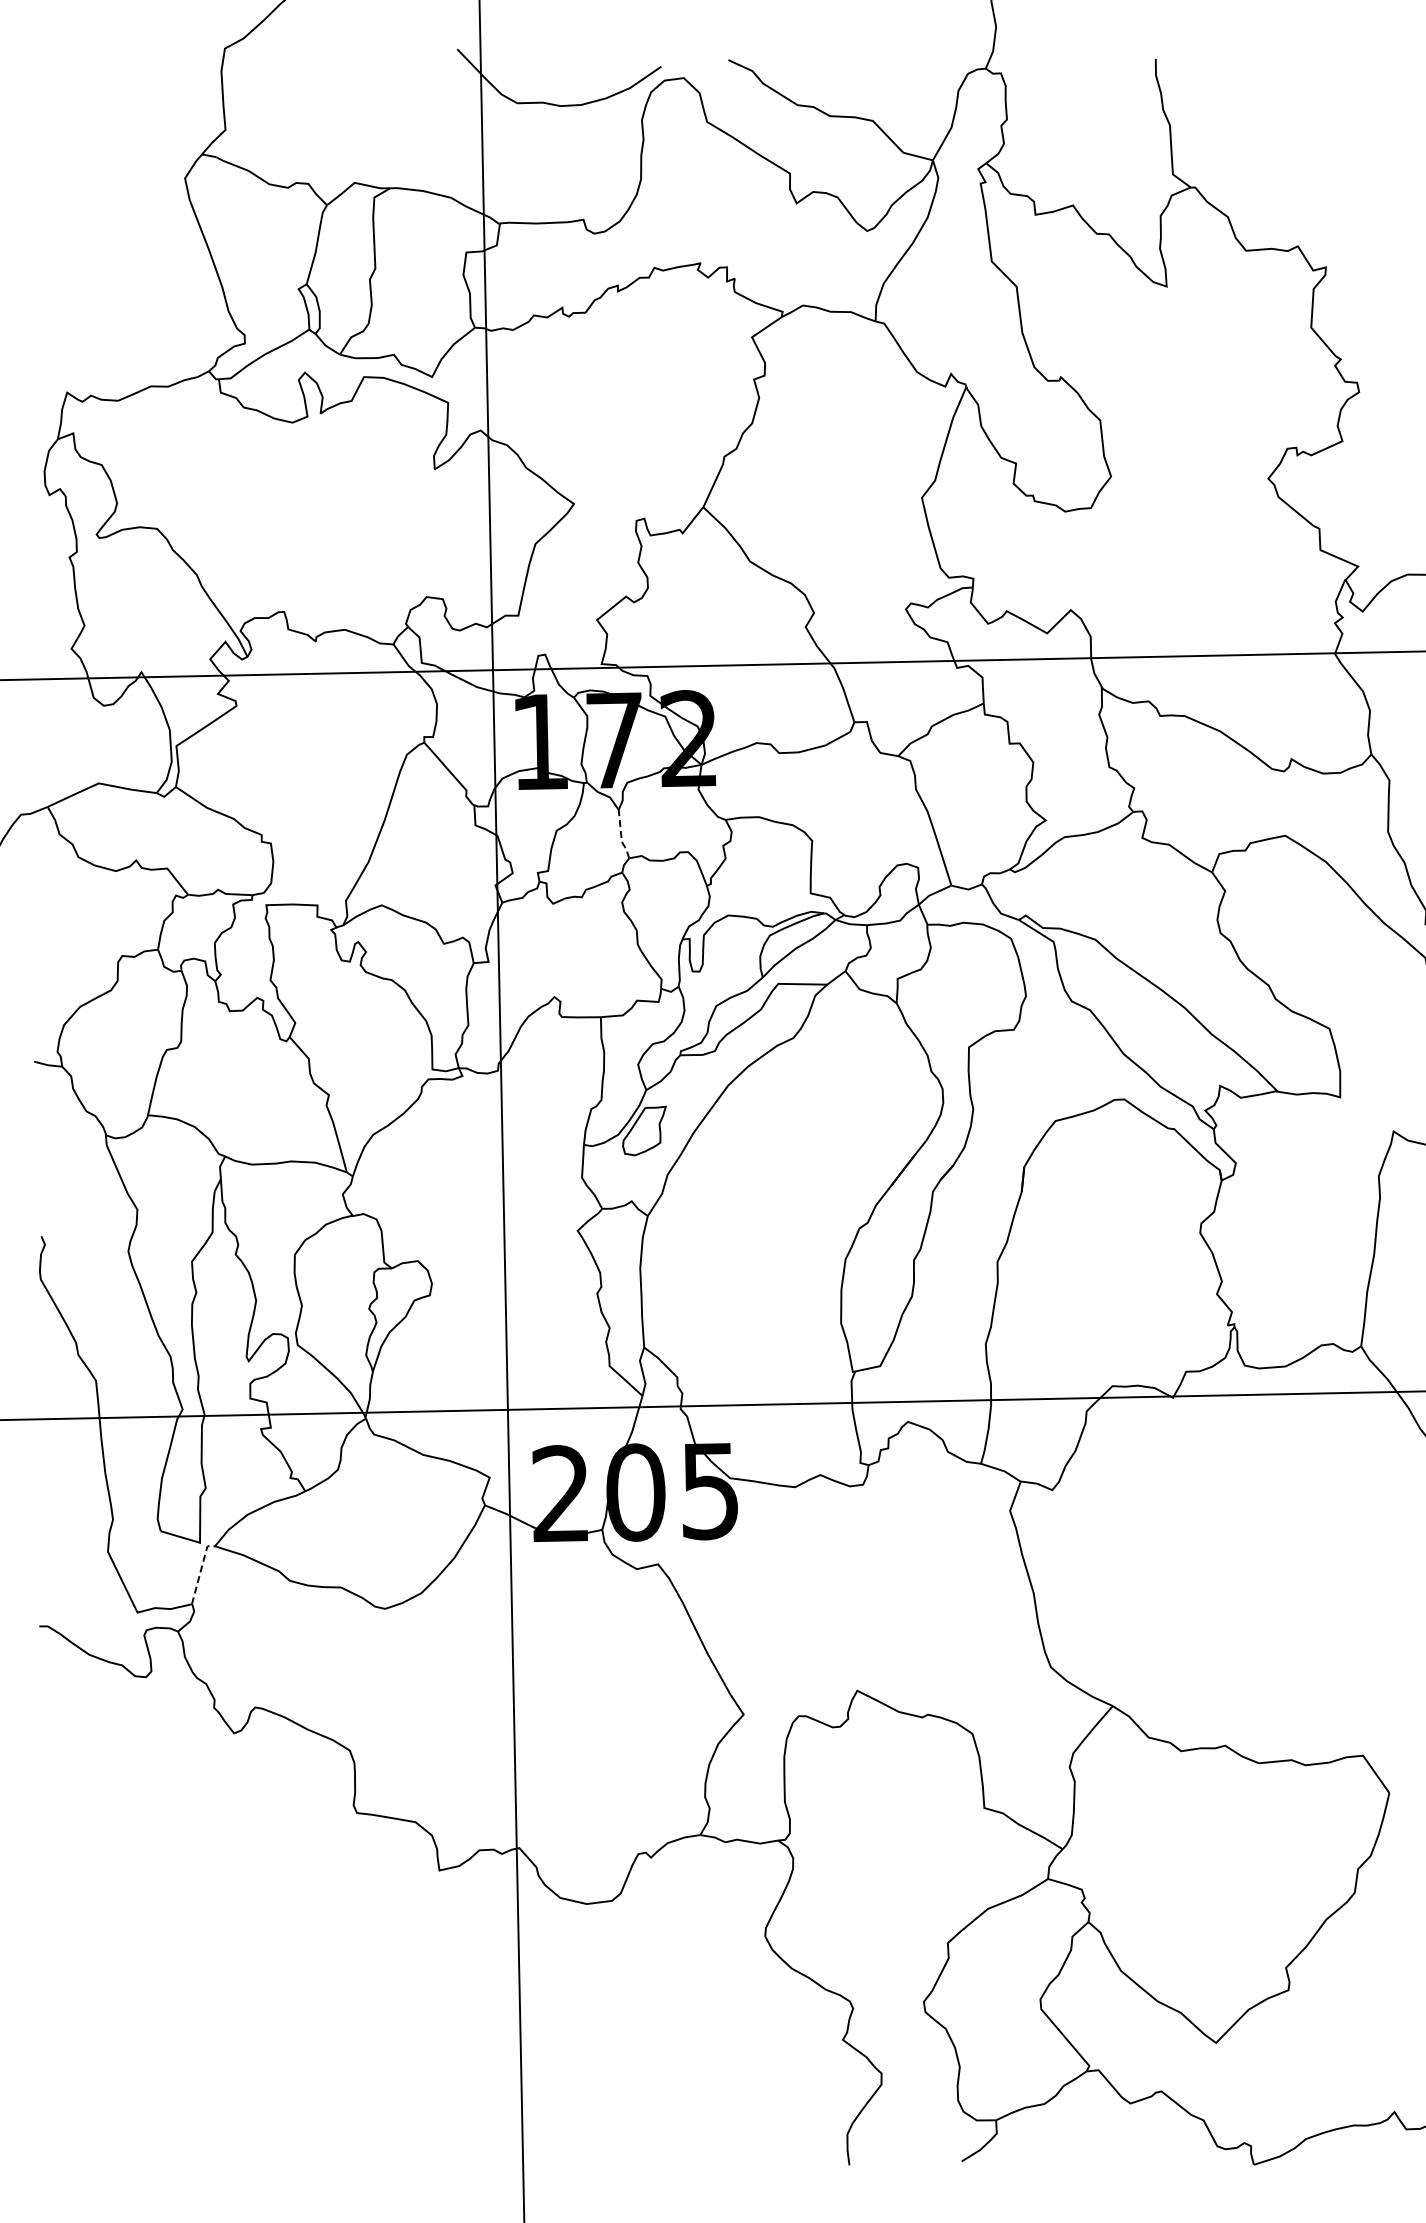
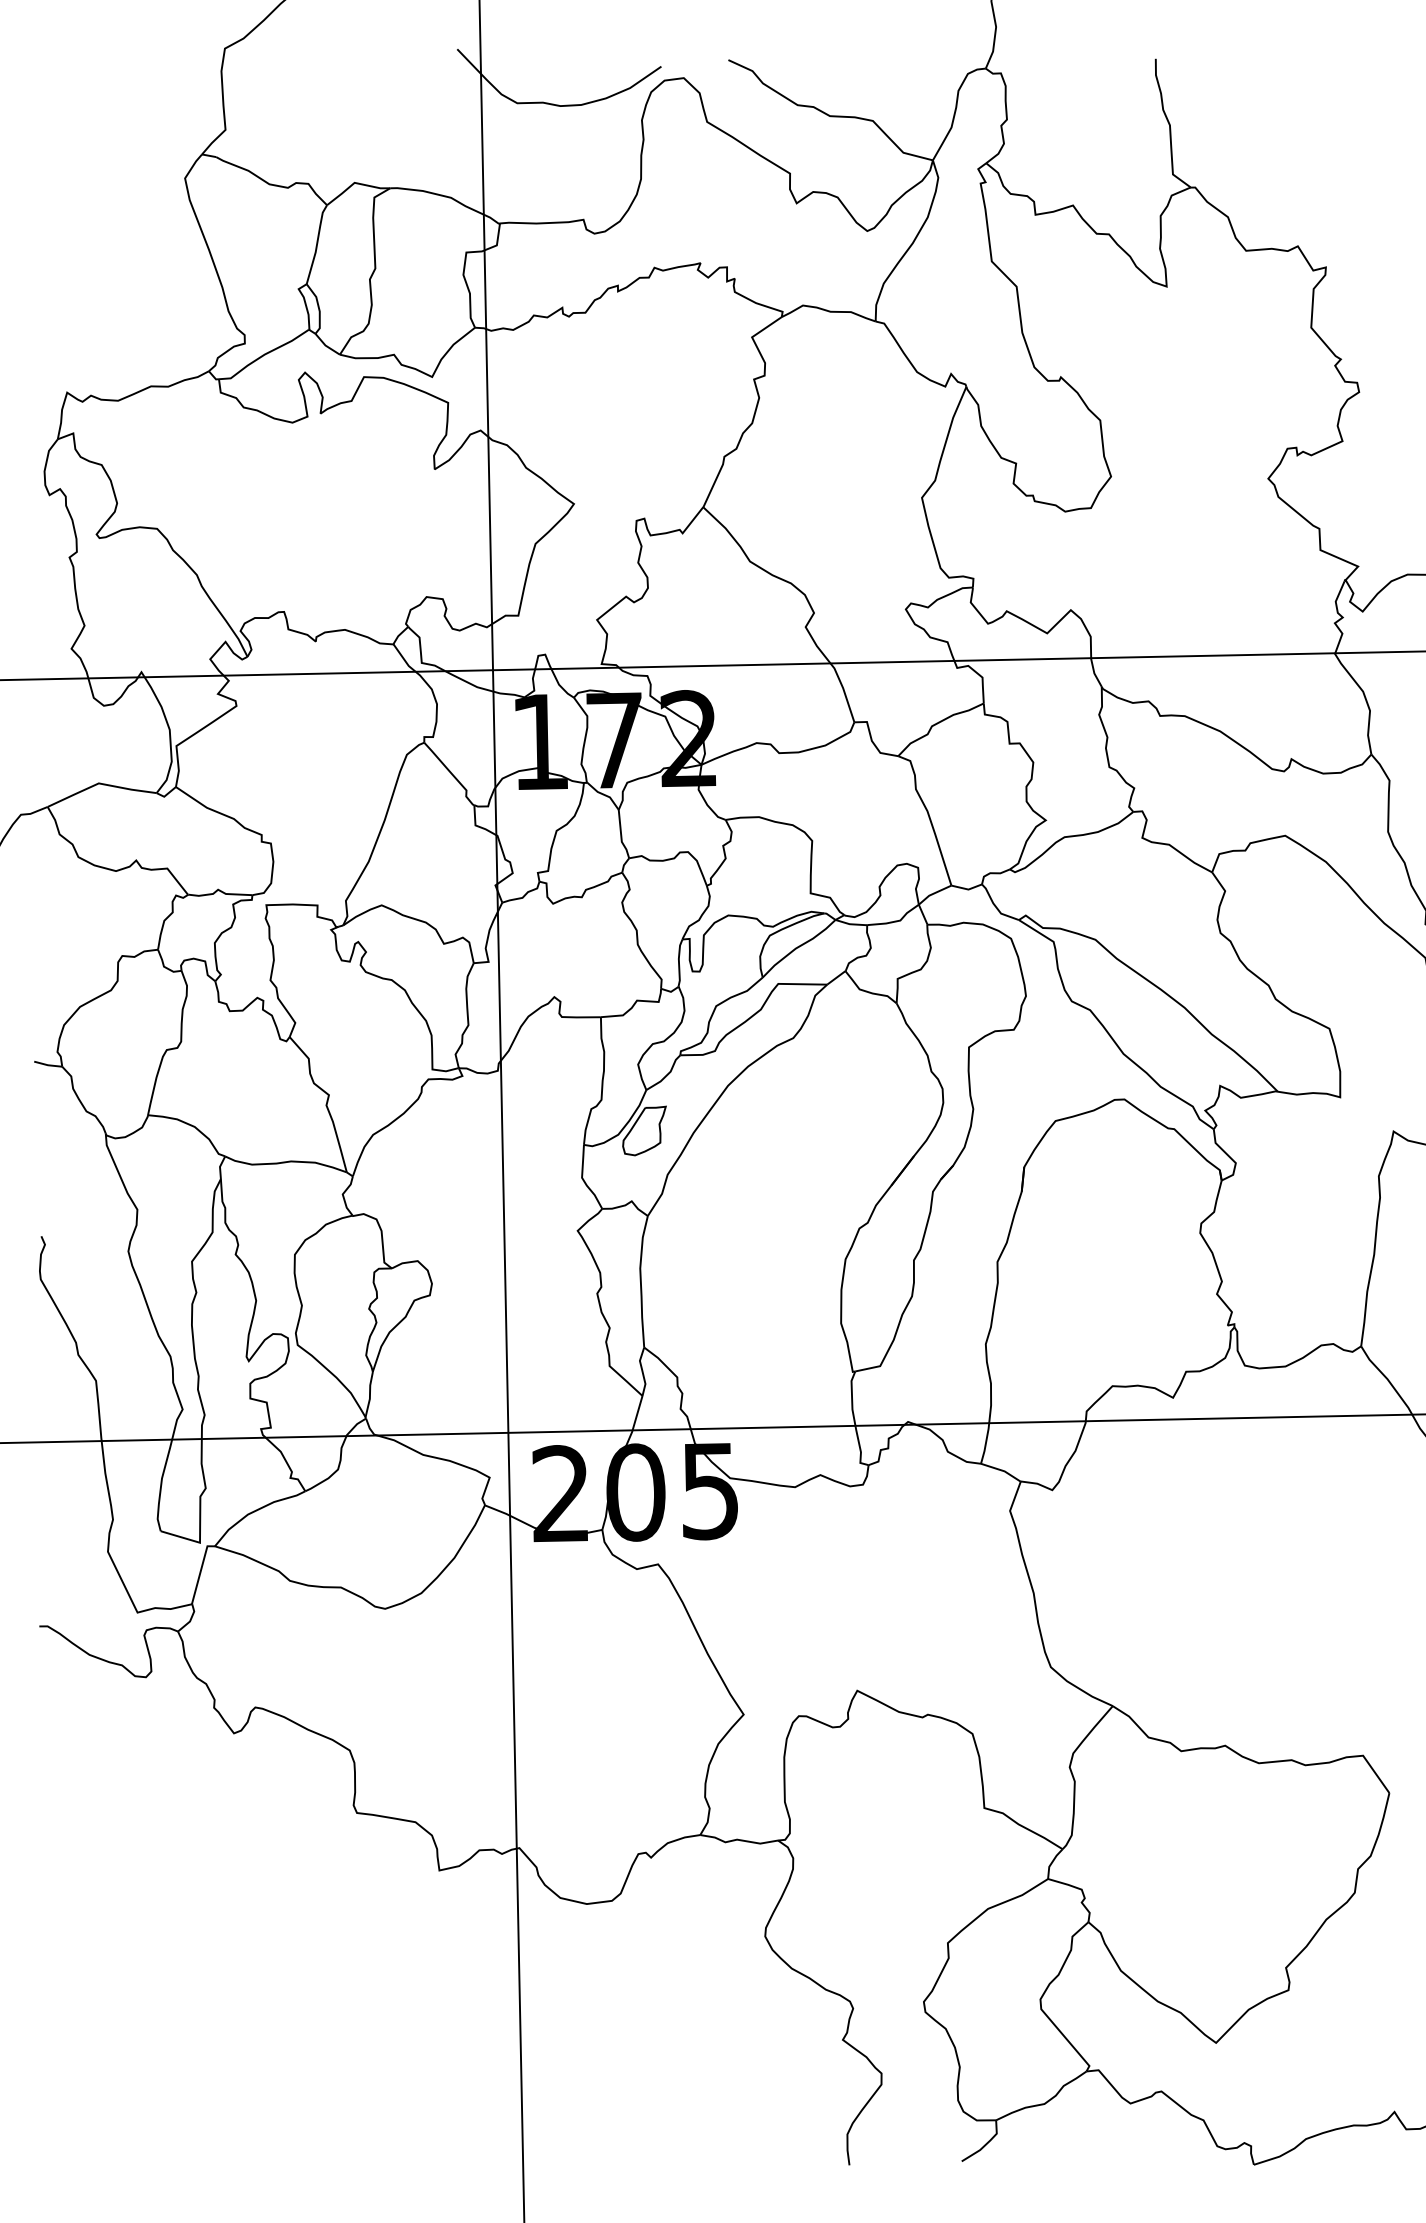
line: dashed -> solid (621, 836)
line position: (712, 1405) -> (712, 1428) (712, 1428)
line: dashed -> solid (200, 1571)
